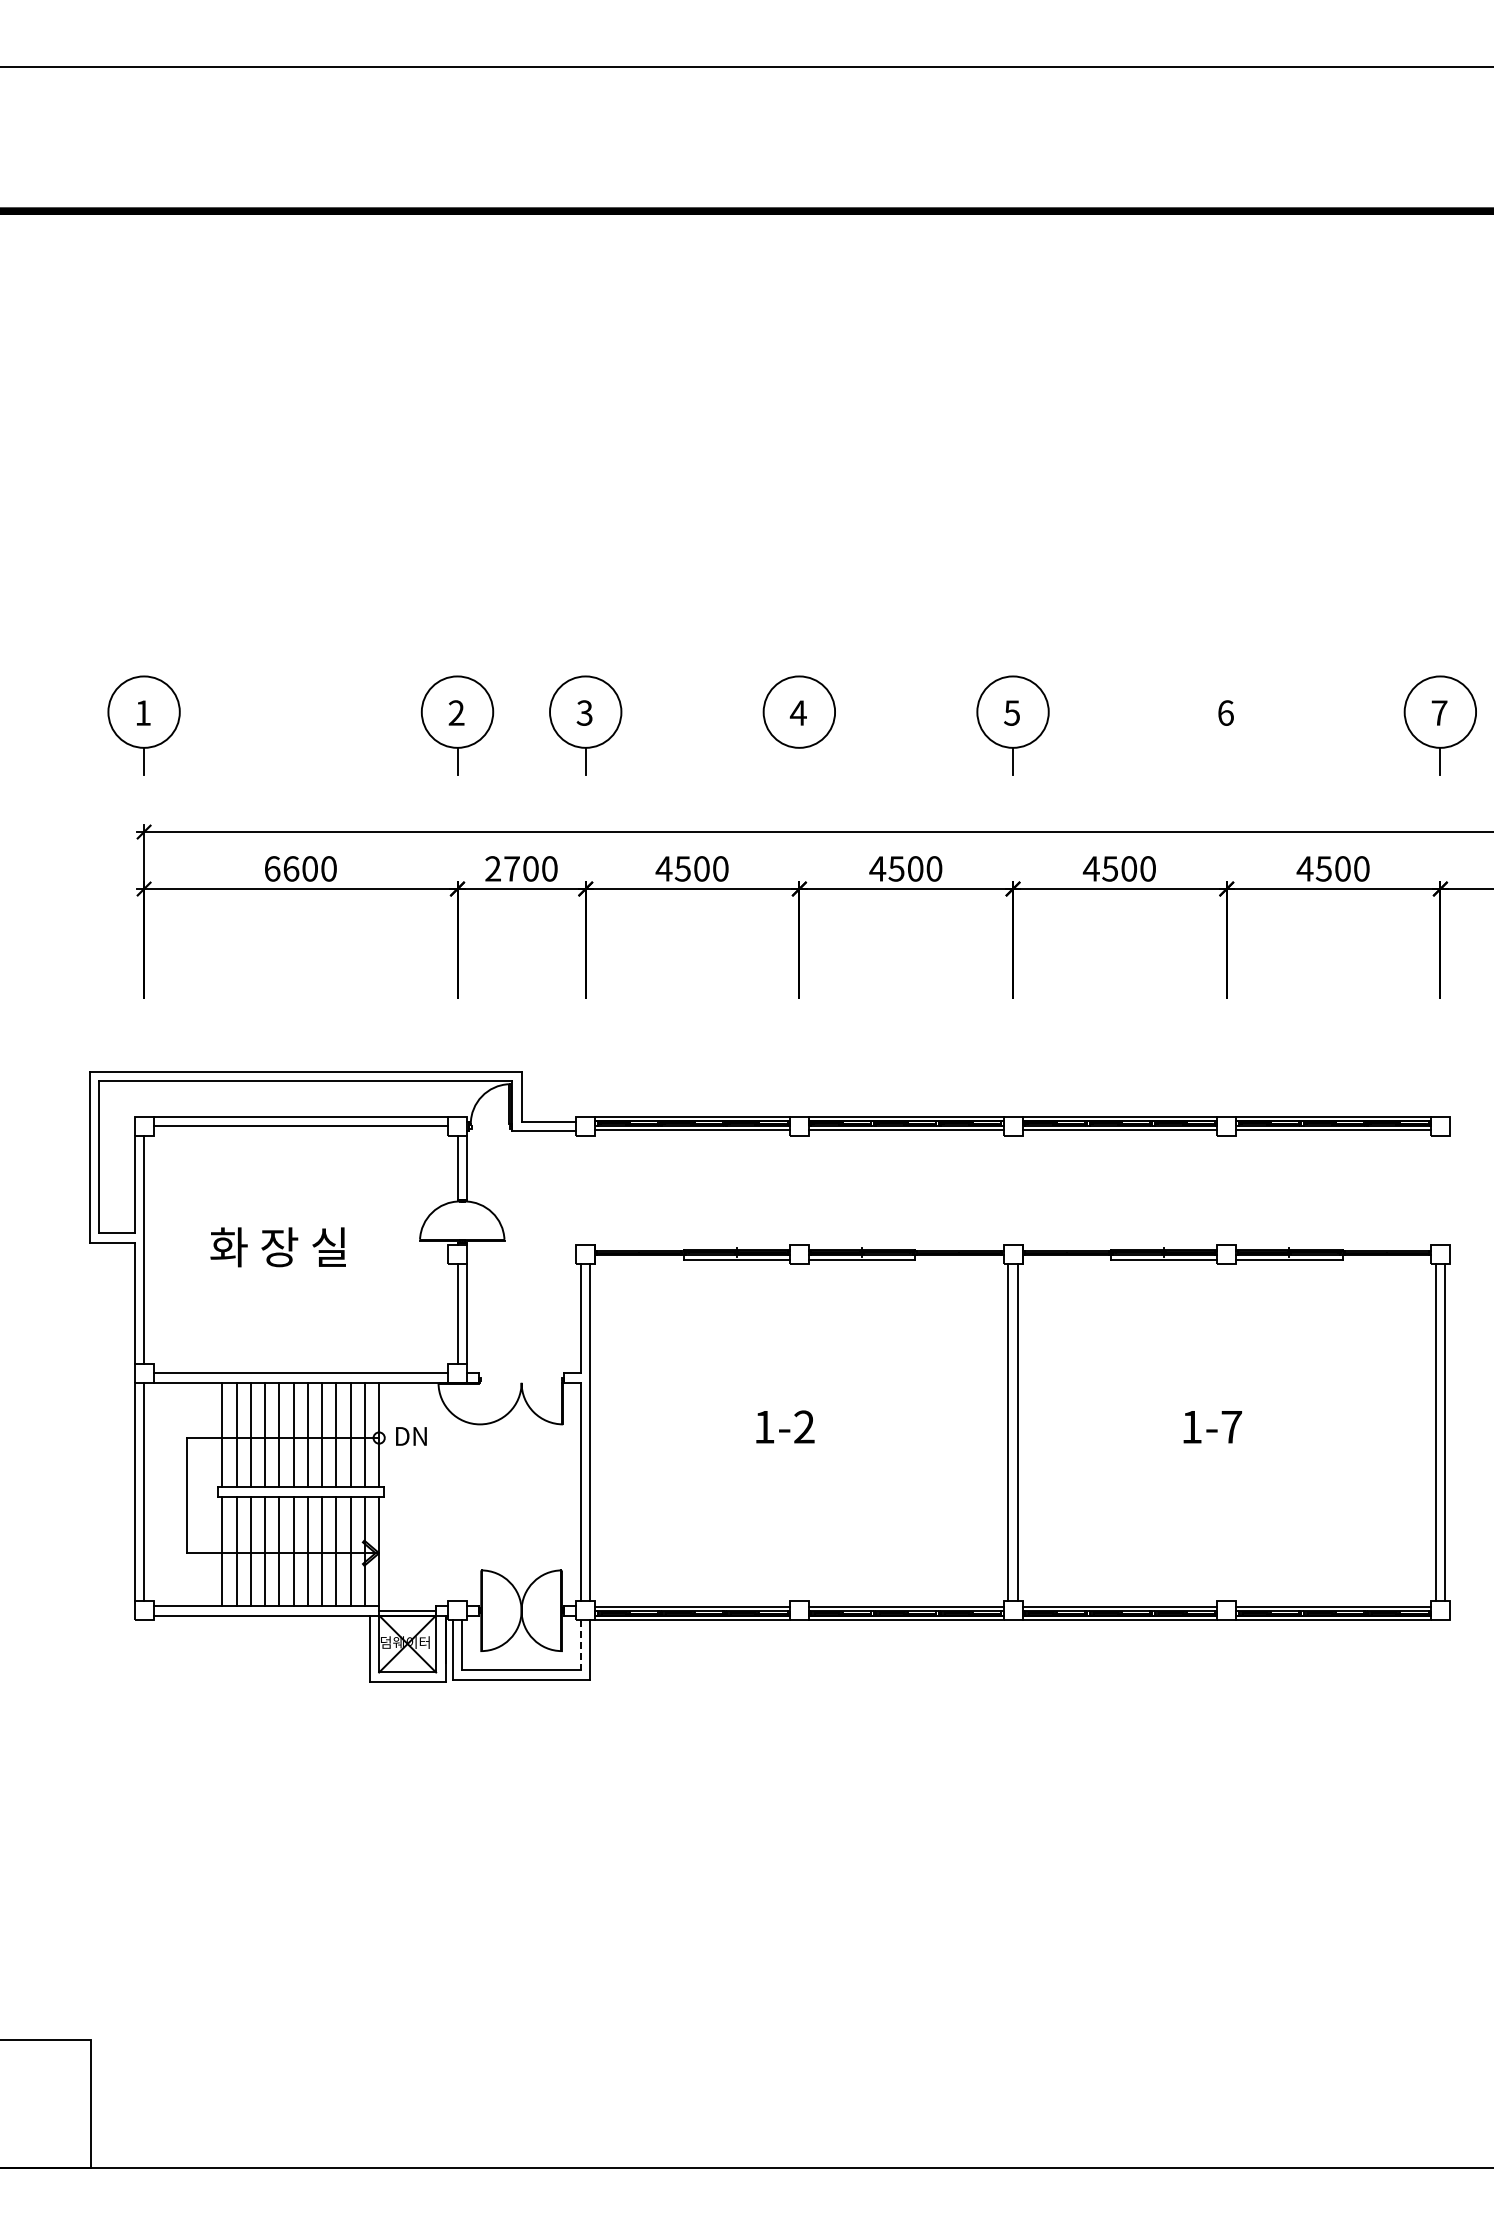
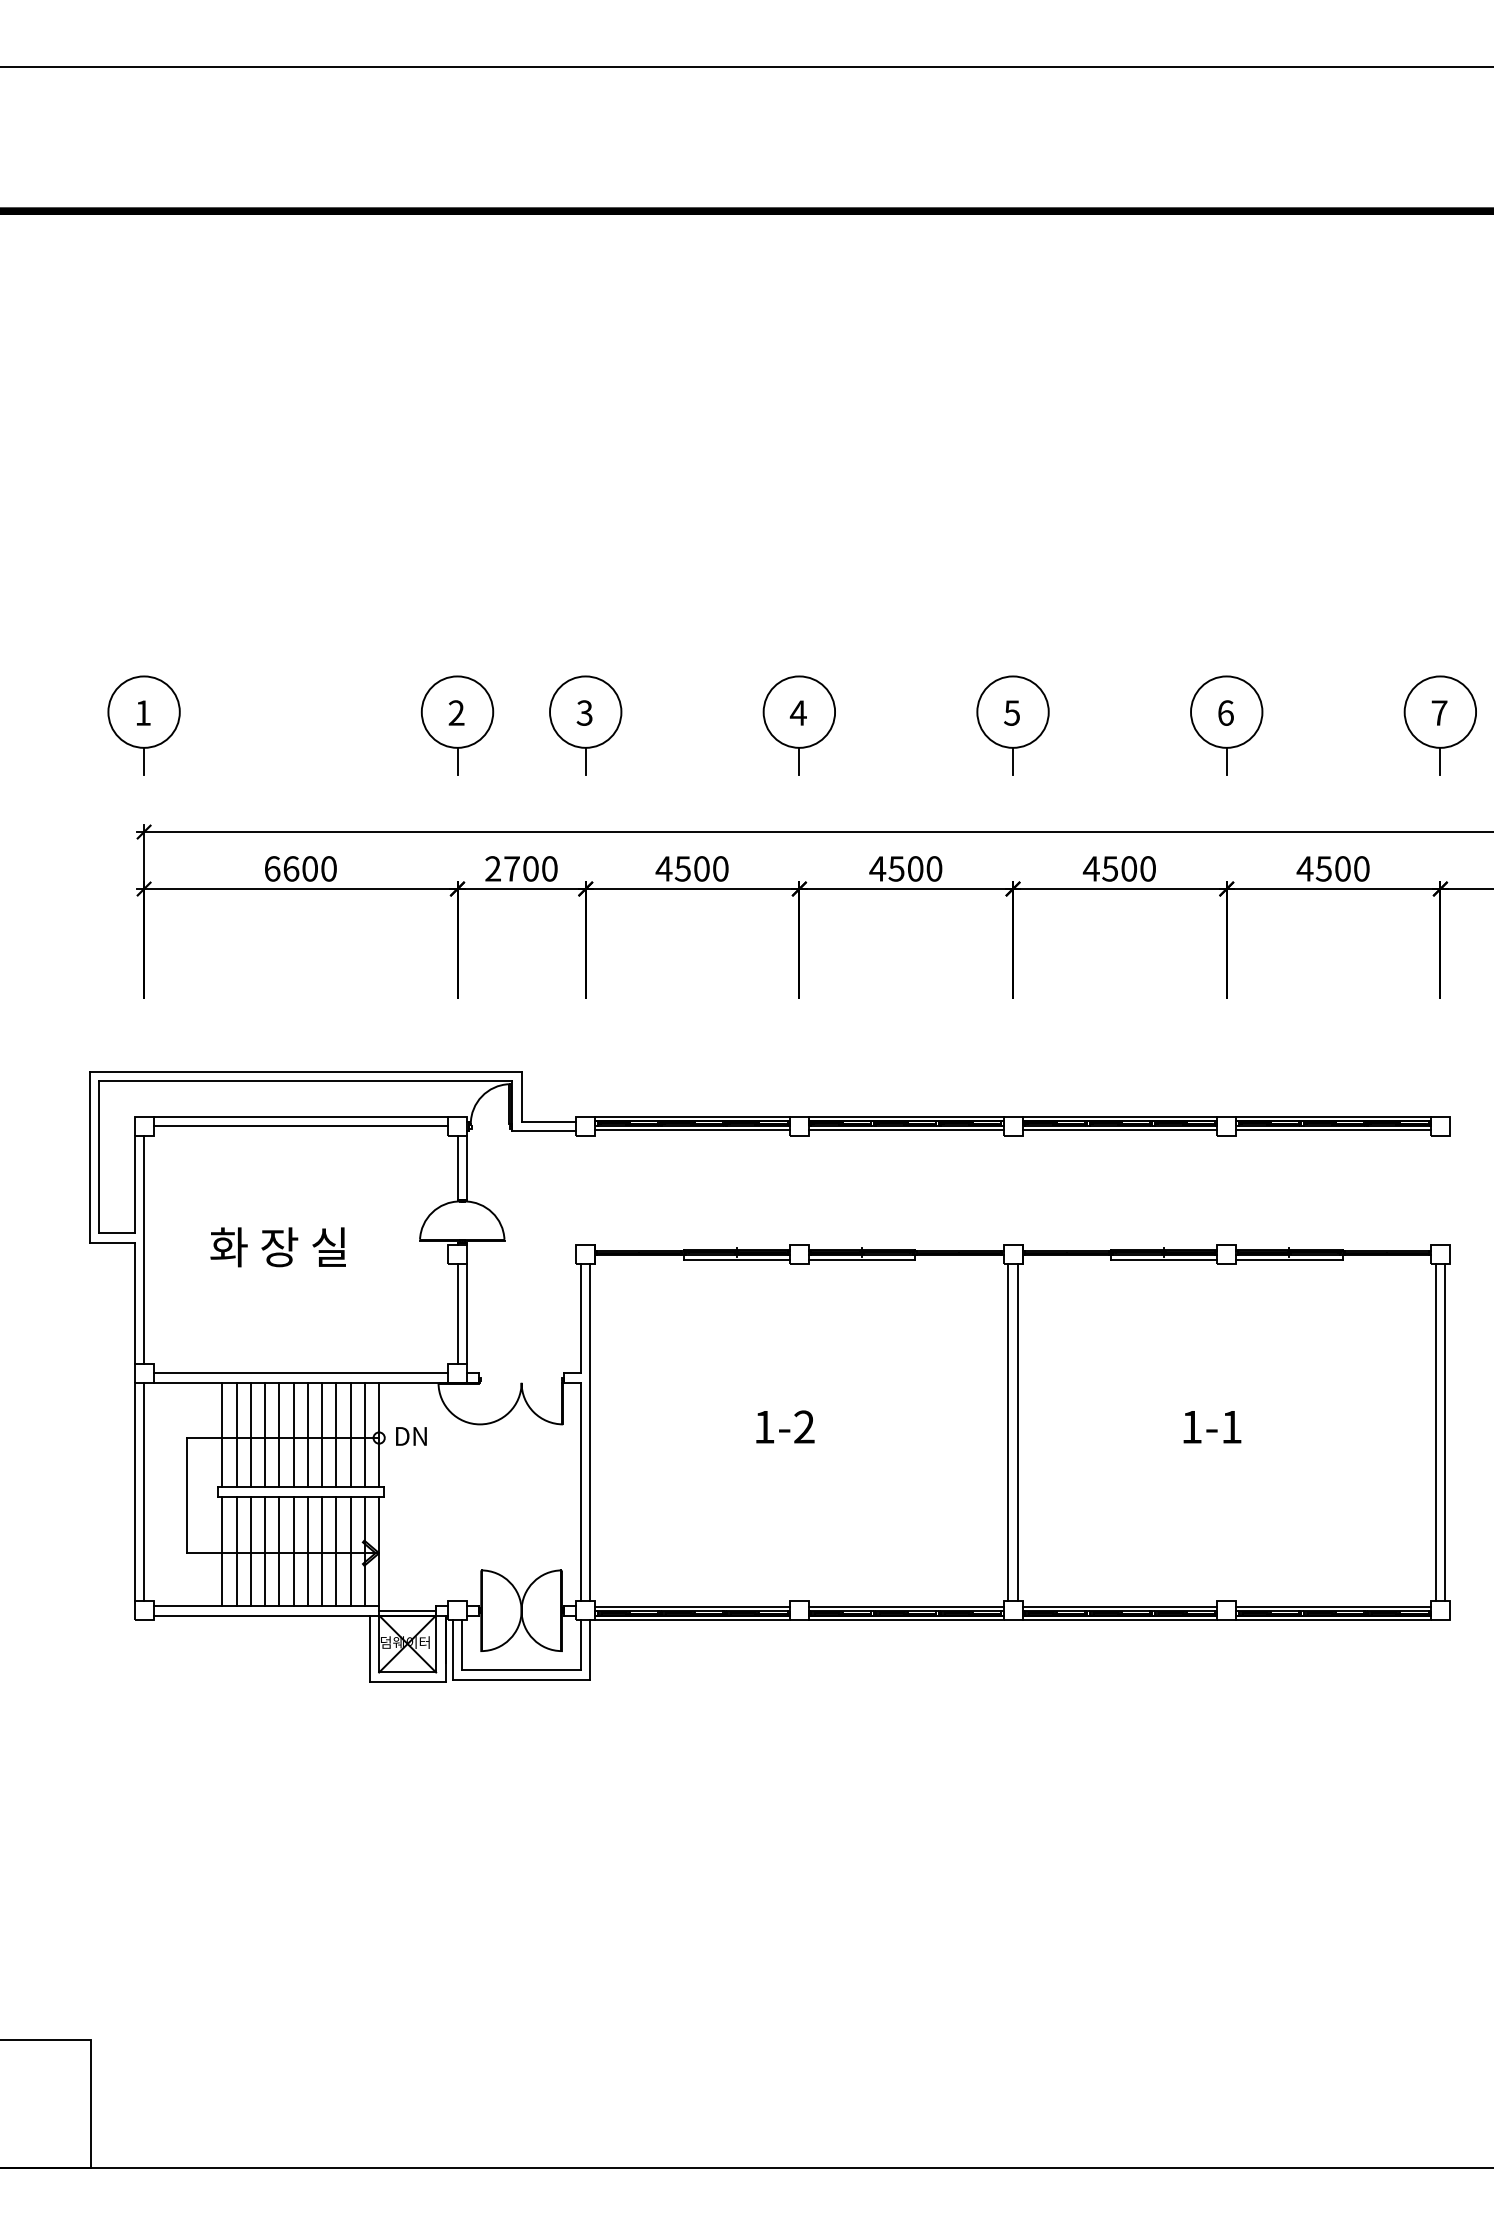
part: none -> present (1226, 725)
line: none -> present (799, 761)
text: 1-7 -> 1-1 (1231, 1427)
line: dashed -> solid (580, 1645)
